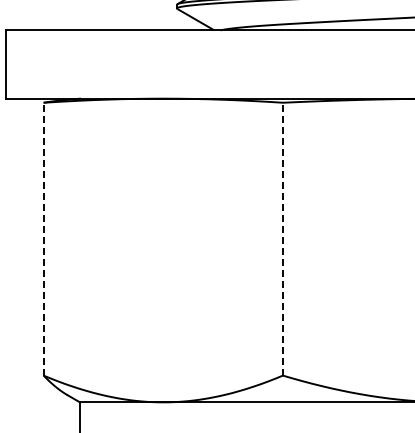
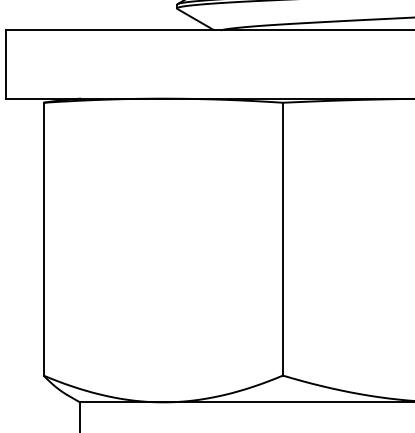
line: dashed -> solid (43, 238)
line: dashed -> solid (282, 238)
